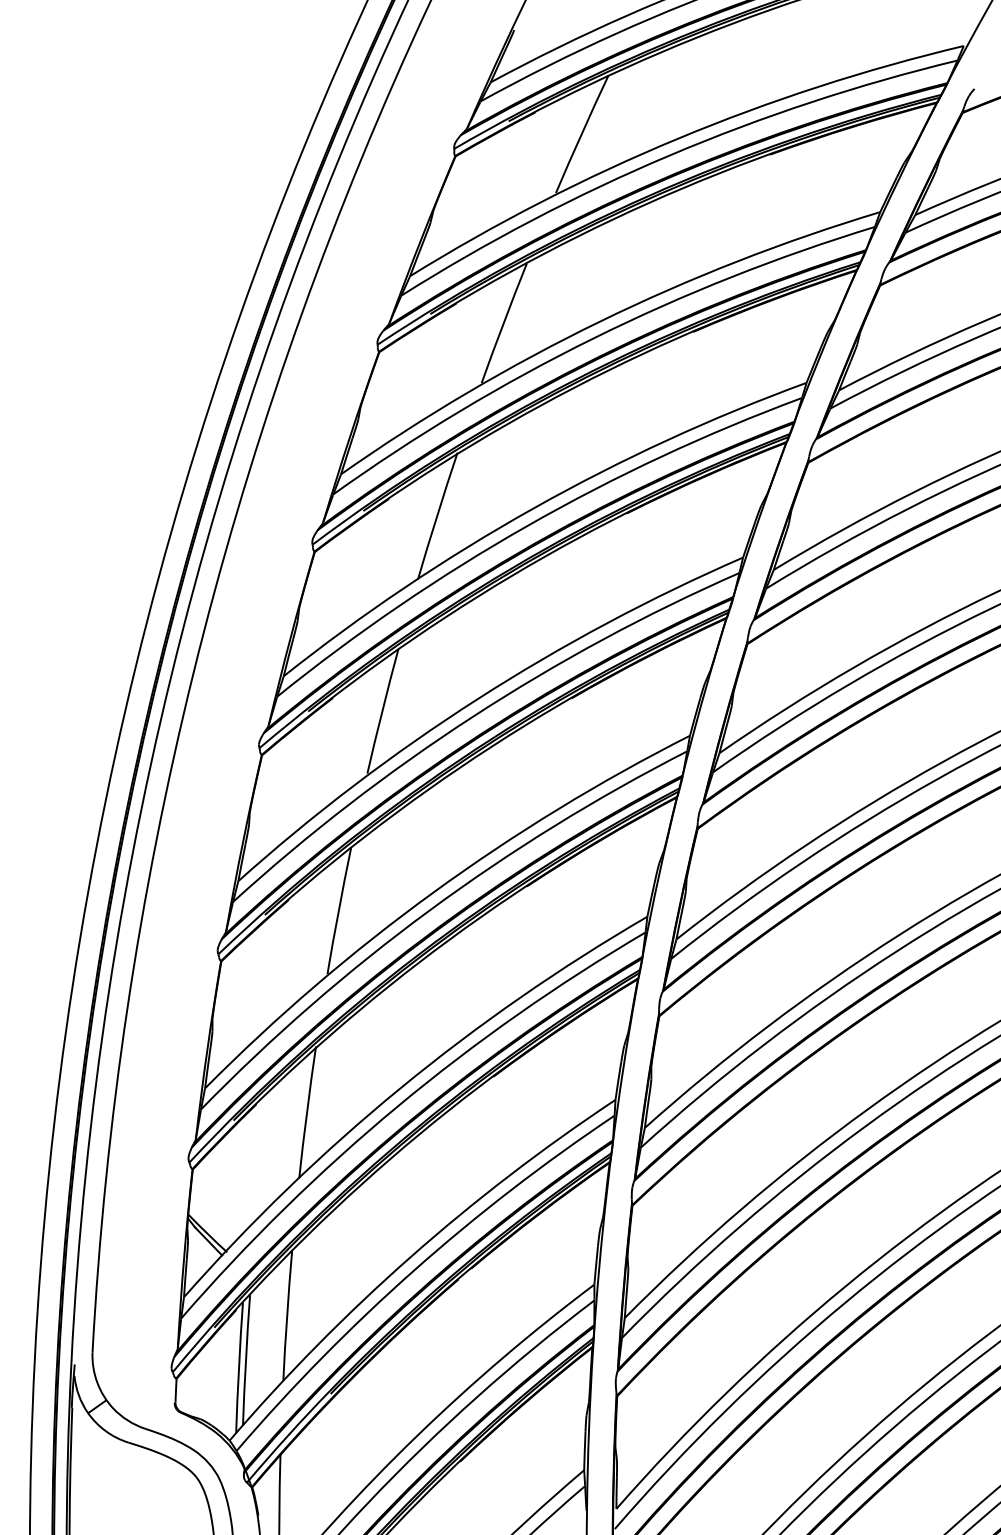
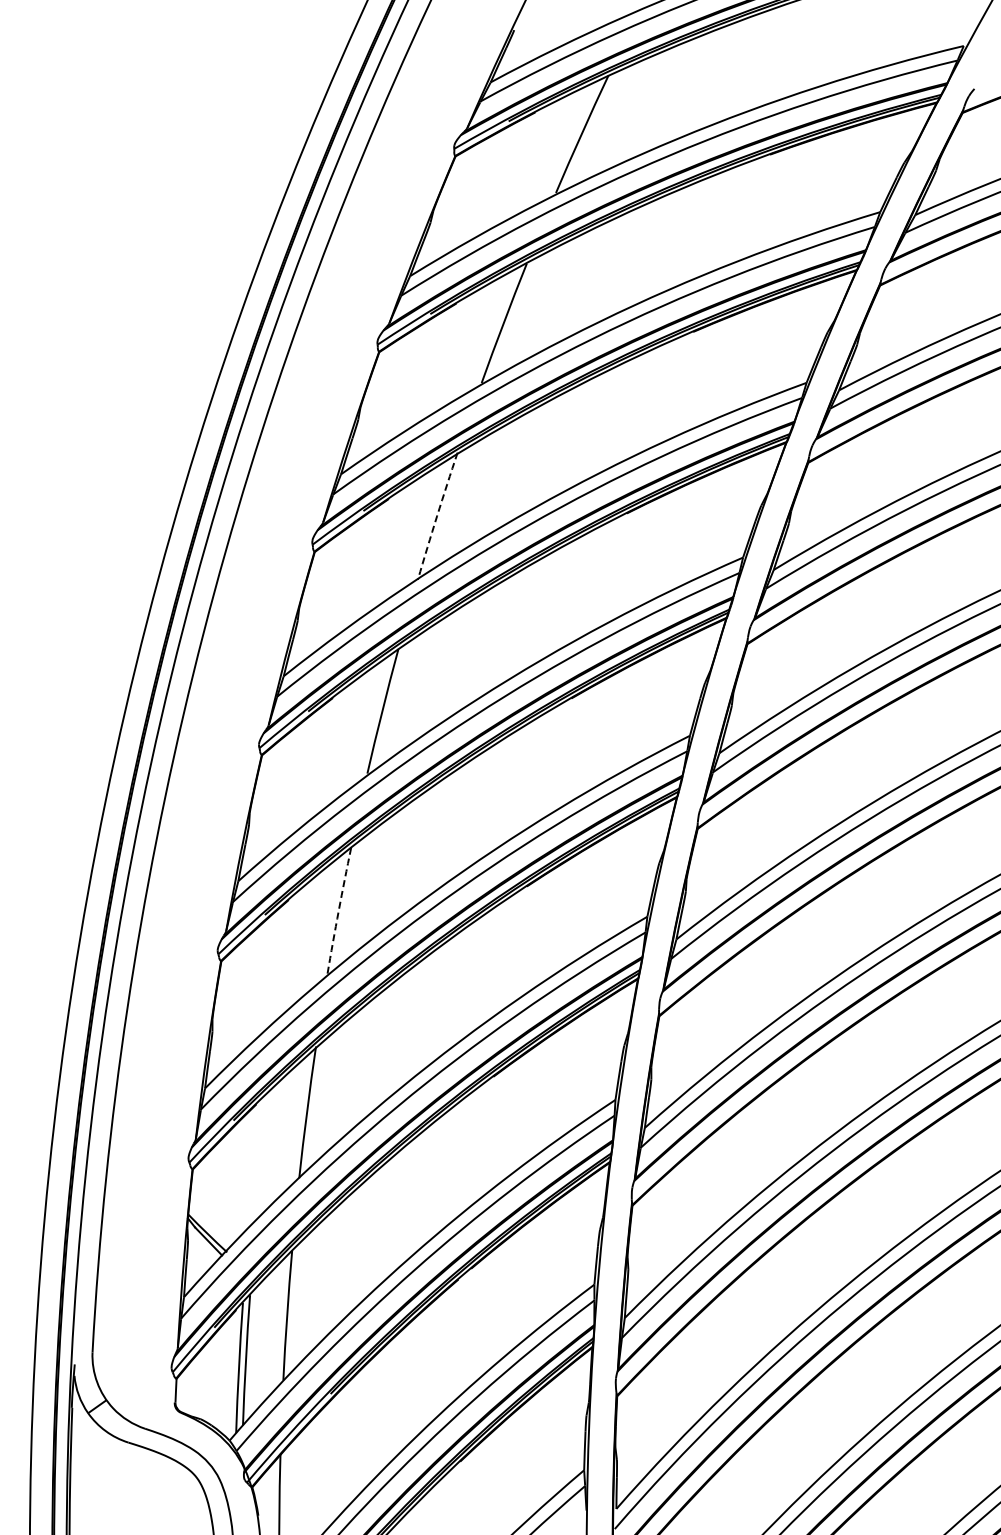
arc: solid -> dashed (437, 516)
arc: solid -> dashed (338, 910)
